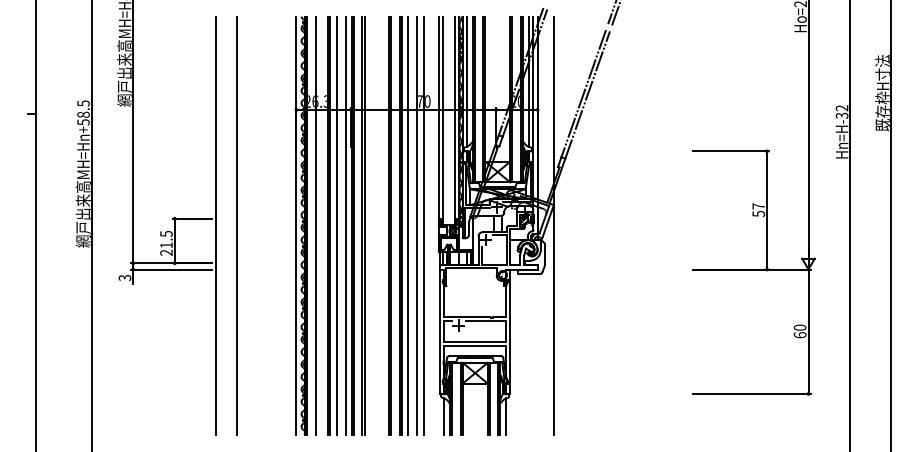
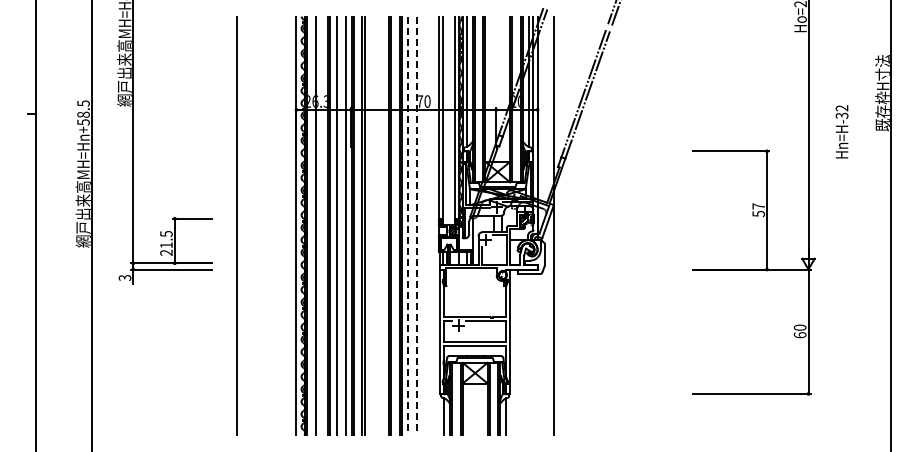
line: present -> none (216, 225)
line: present -> none (424, 225)
line: present -> none (849, 225)
line: solid -> dashed (408, 226)
line: solid -> dashed (416, 226)
